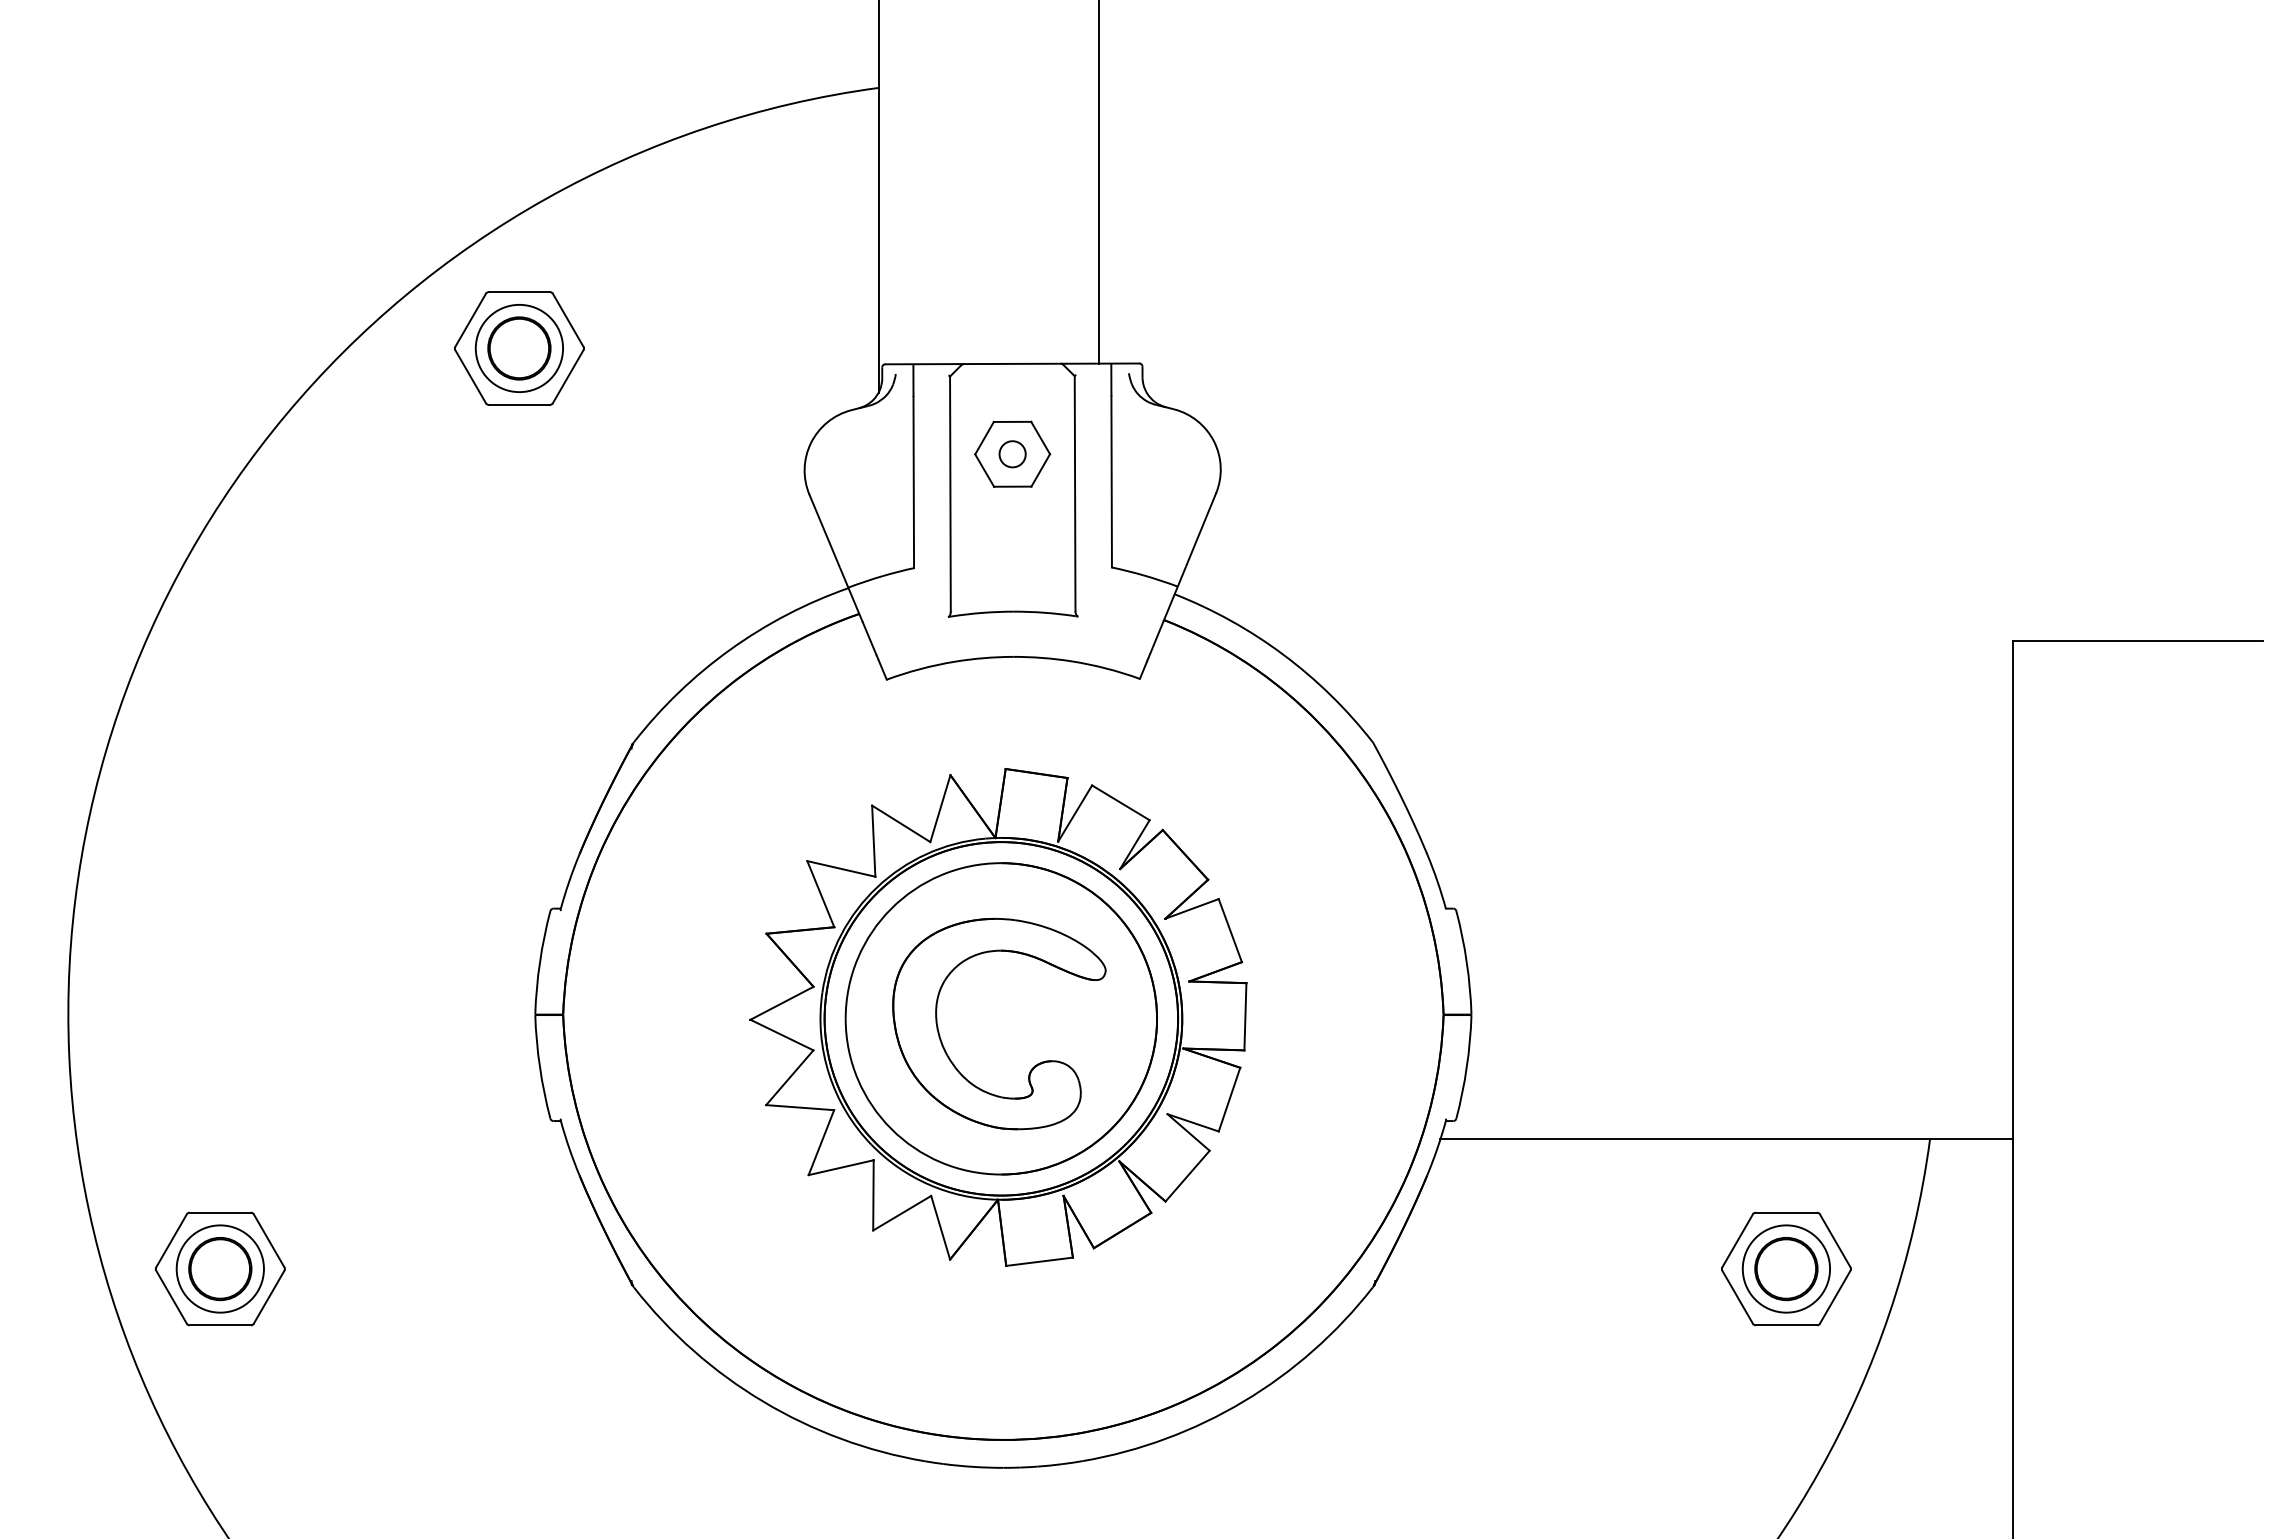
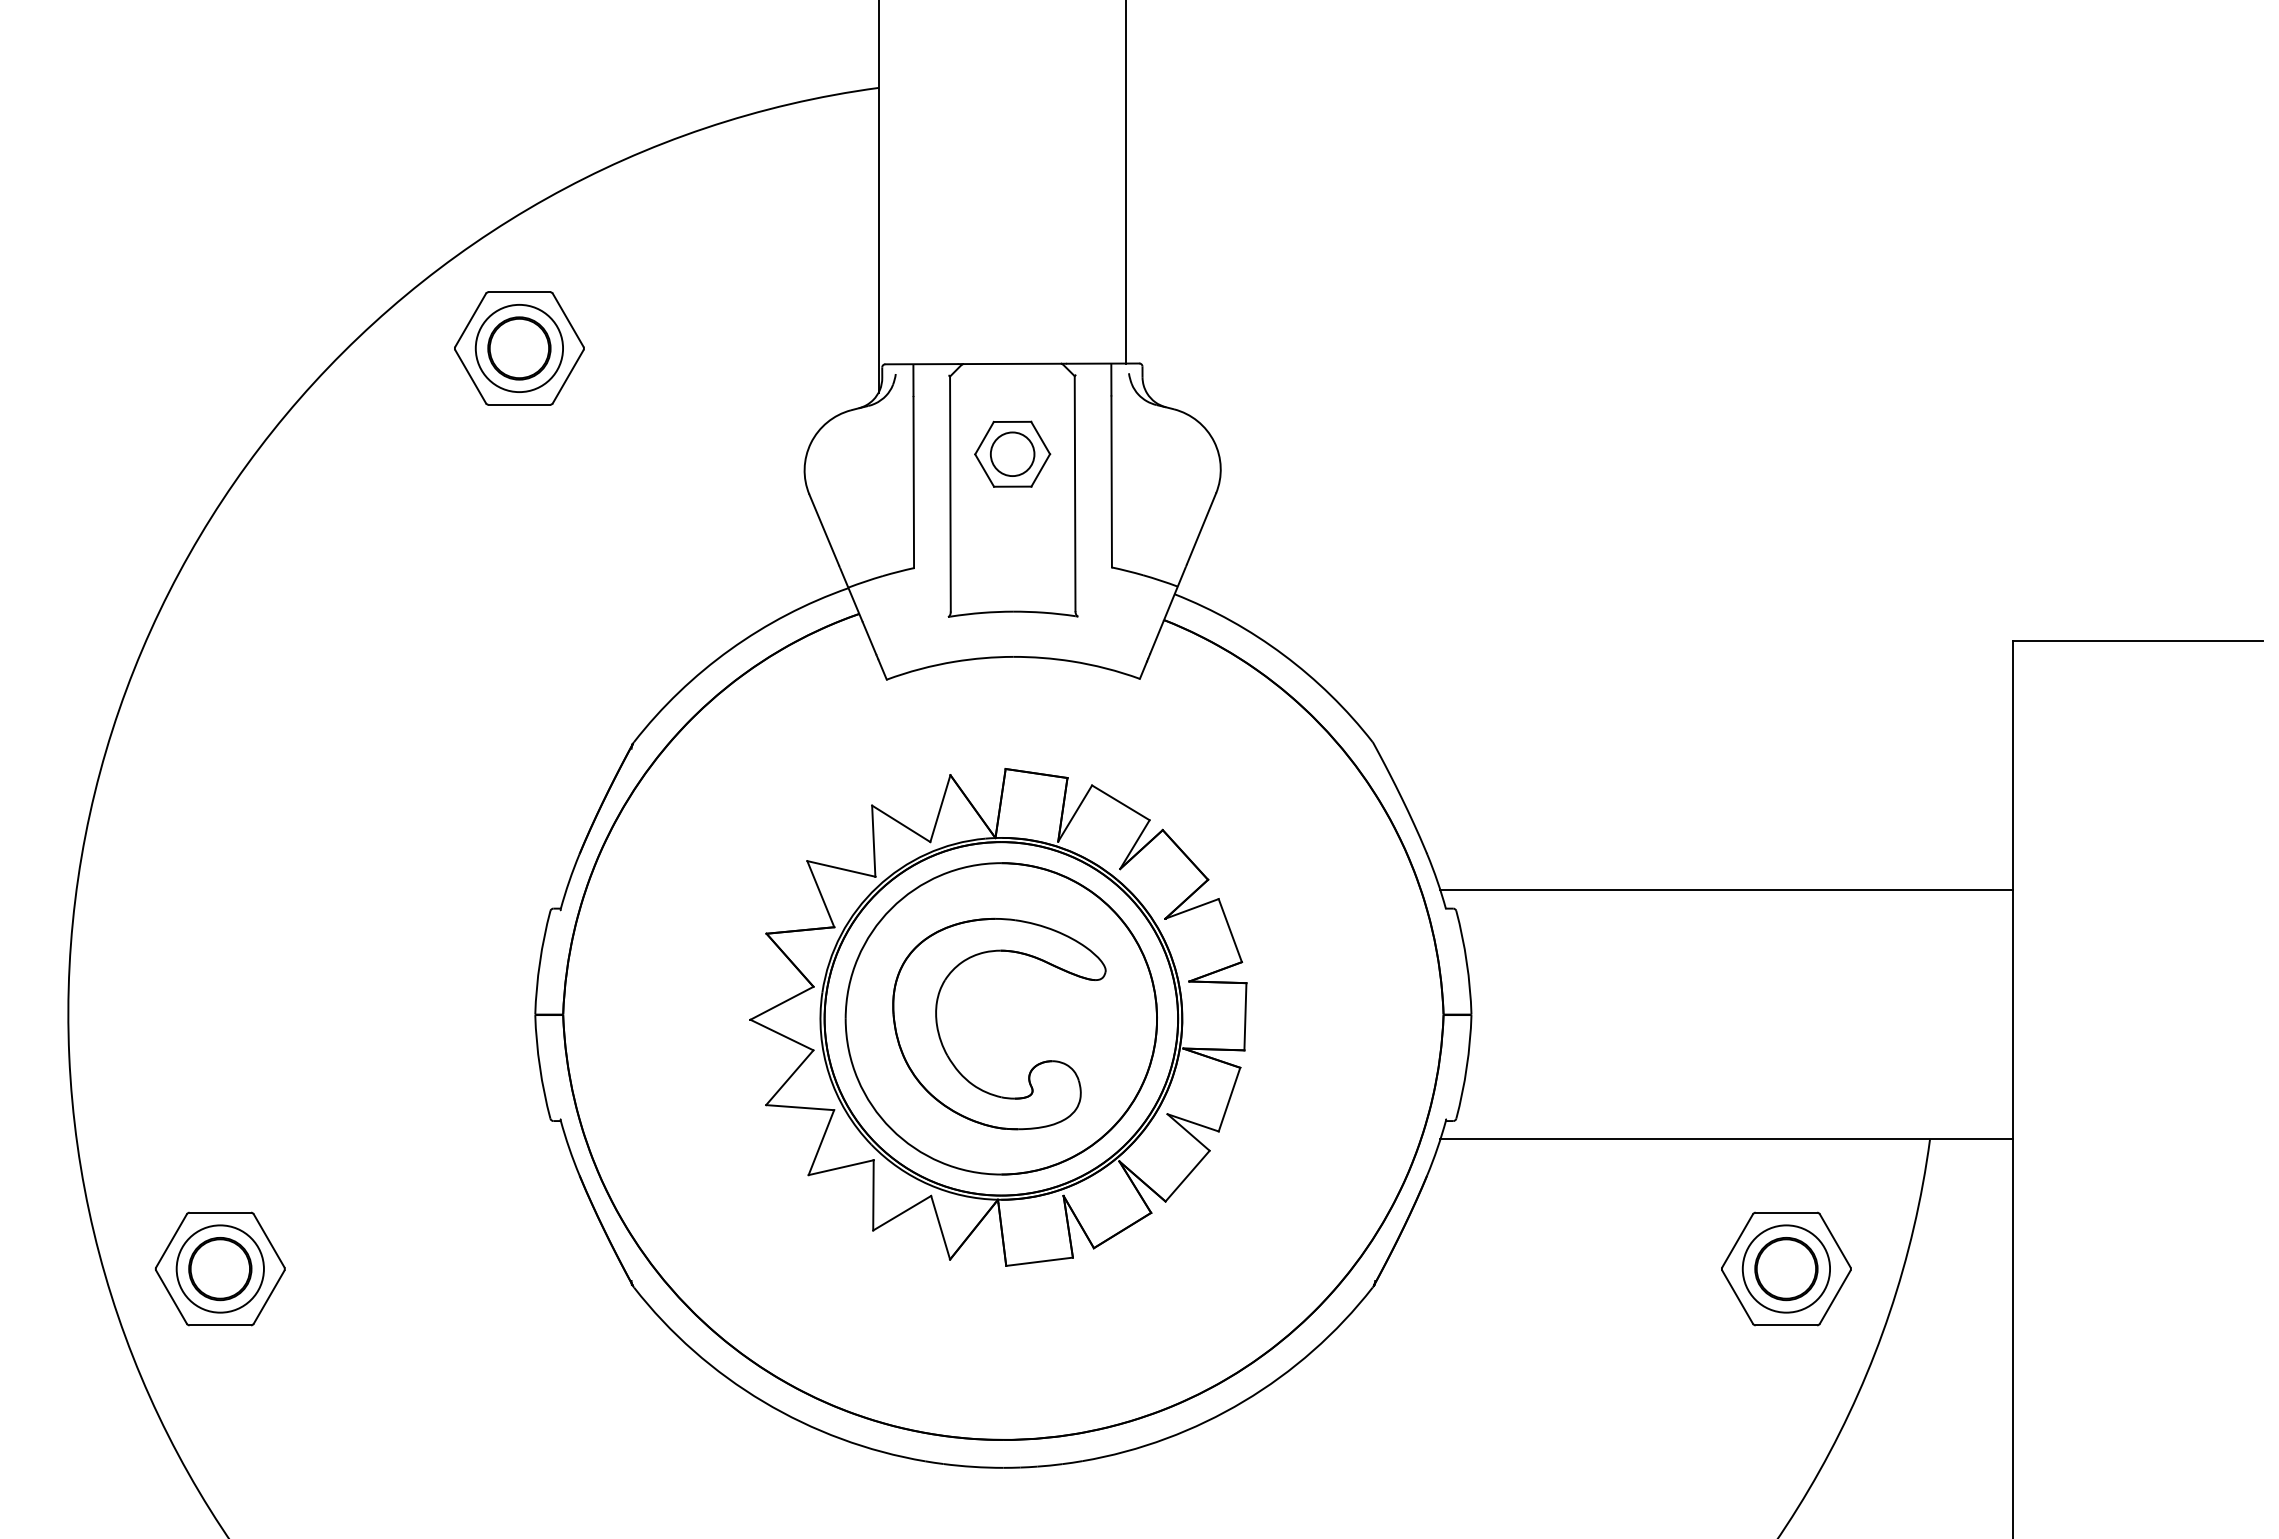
line position: (1098, 182) -> (1125, 182) (1125, 182)
circle diameter: 26 px -> 44 px (1012, 454)
line: none -> present (1726, 889)
